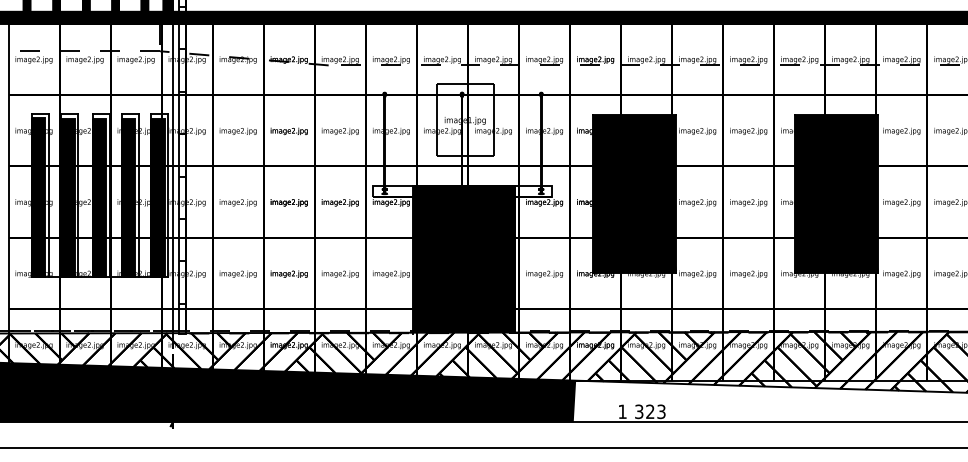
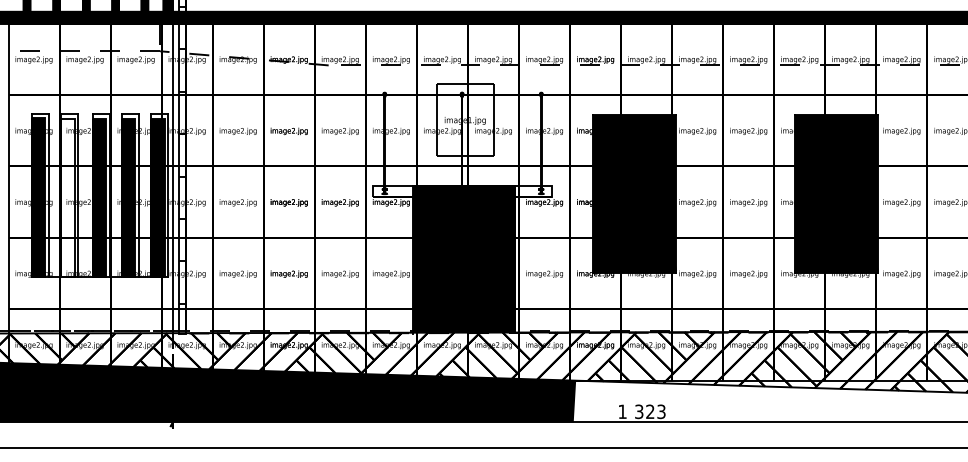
fill: present -> none (67, 197)
